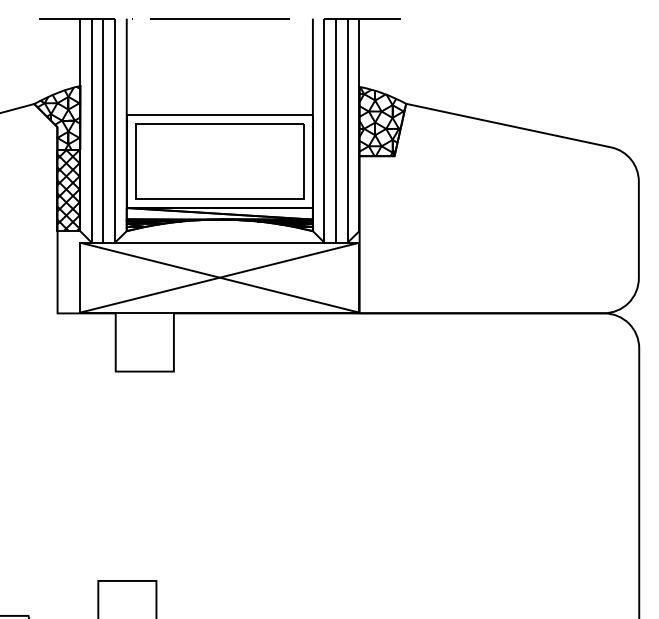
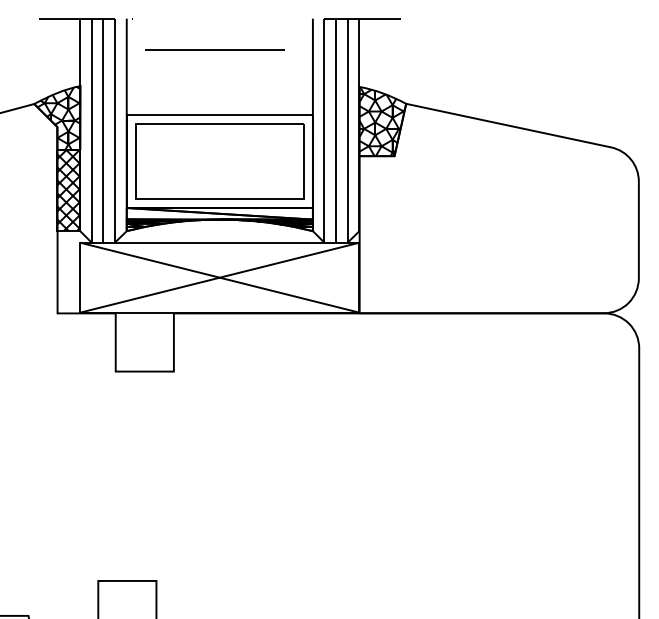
line position: (219, 18) -> (214, 49) (214, 49)
